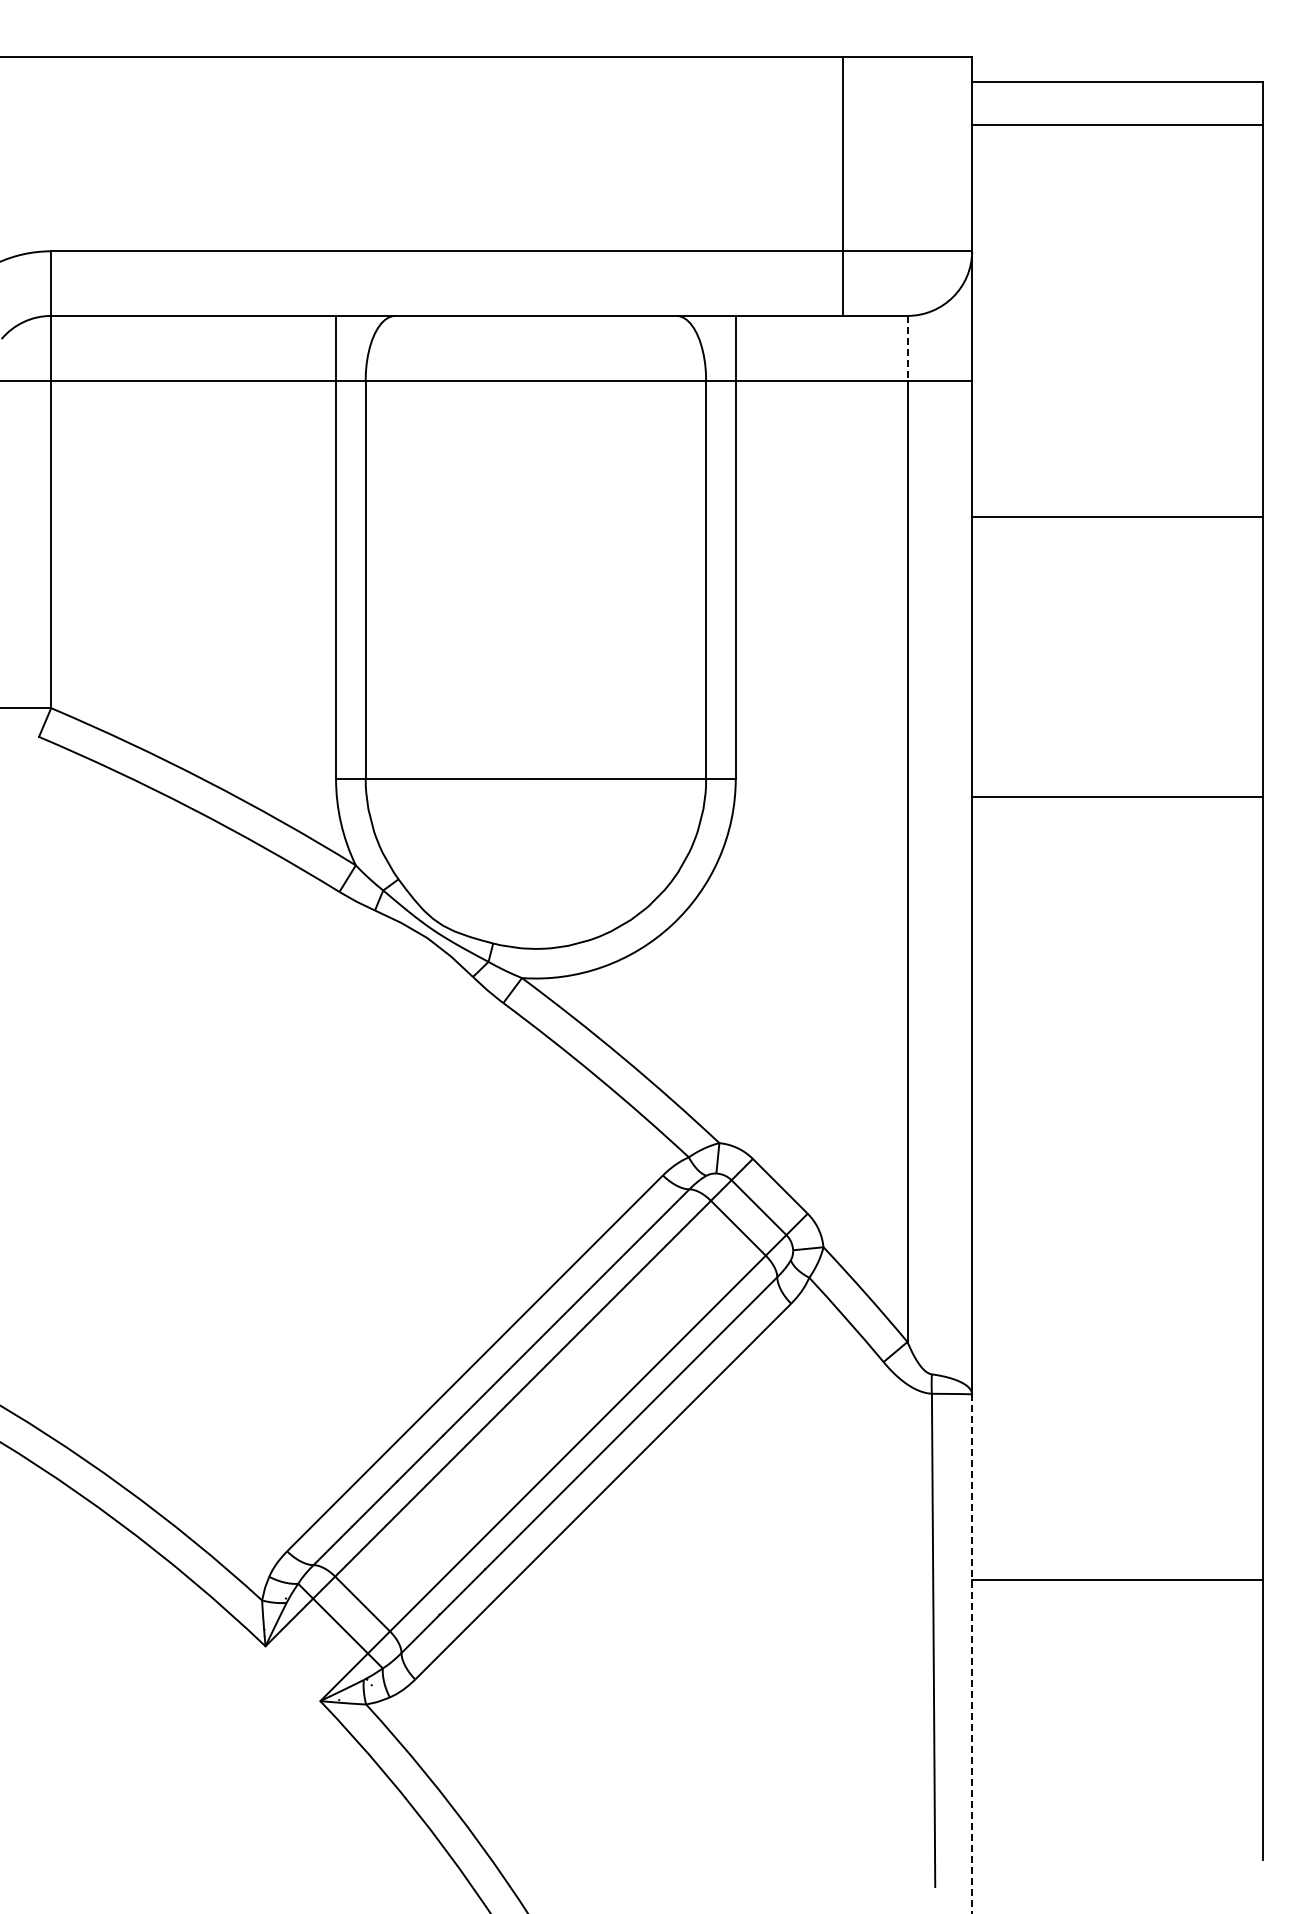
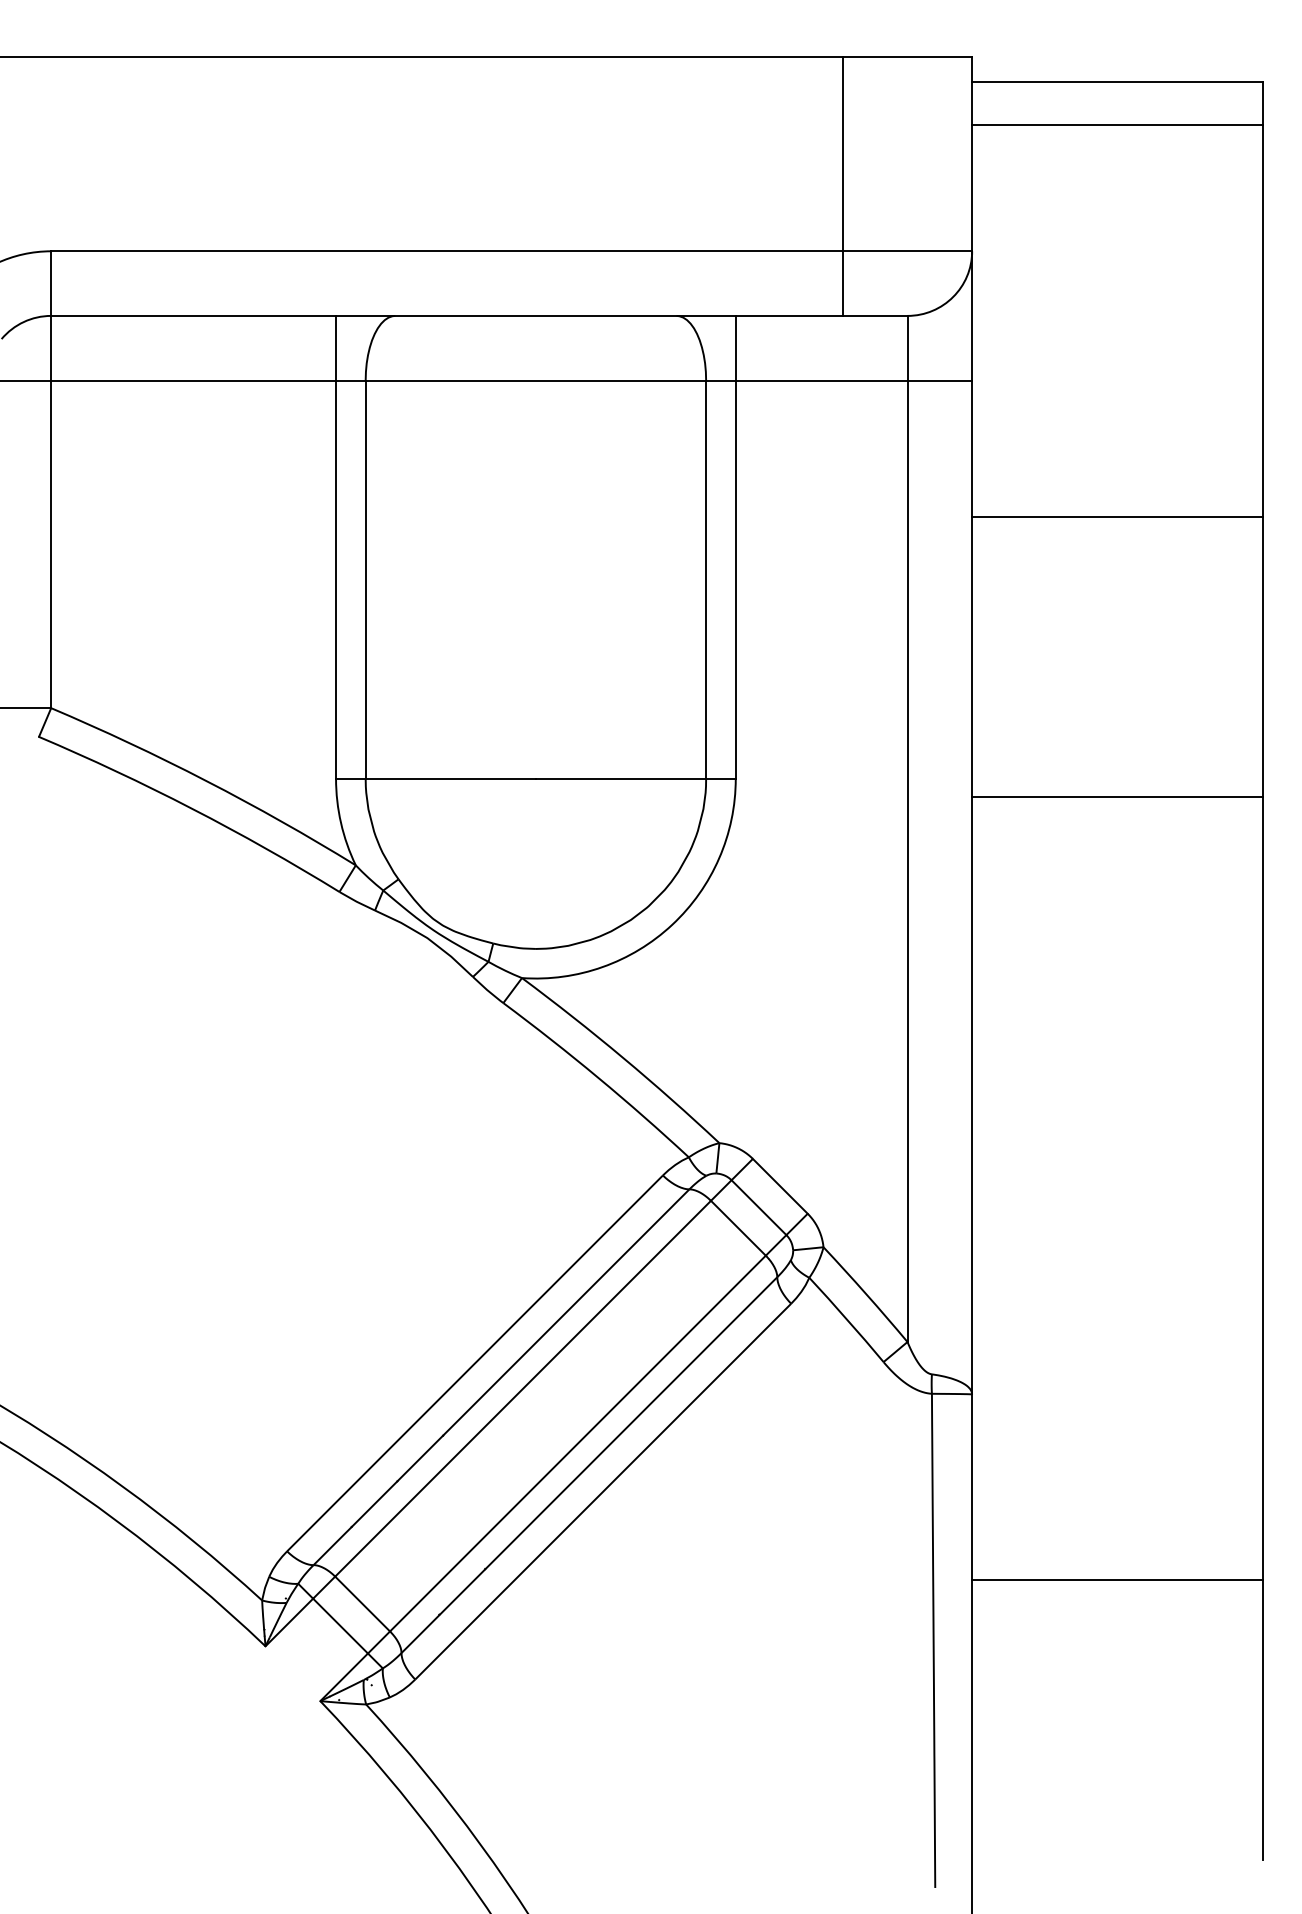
line: dashed -> solid (907, 348)
line: dashed -> solid (972, 1654)
